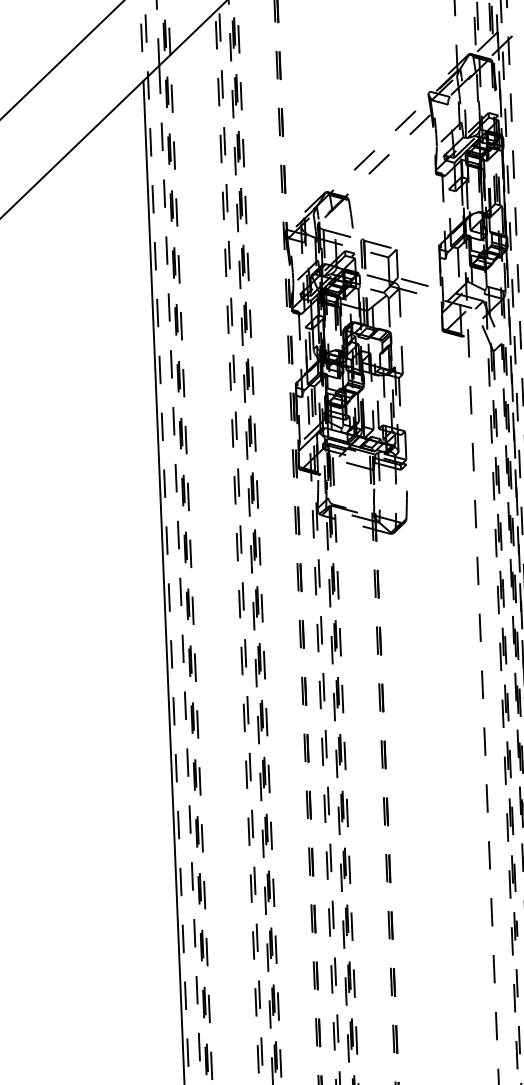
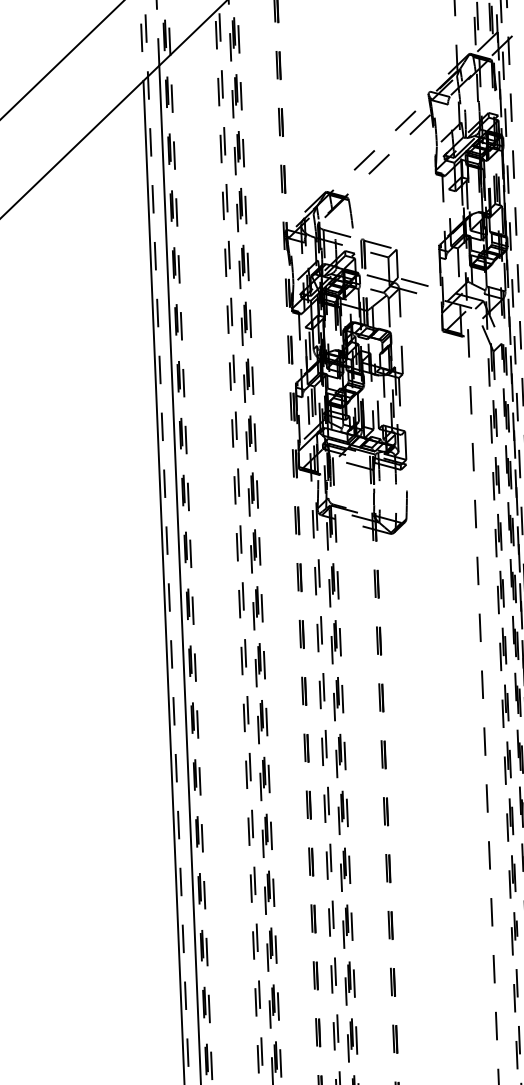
line: dashed -> solid (180, 575)
